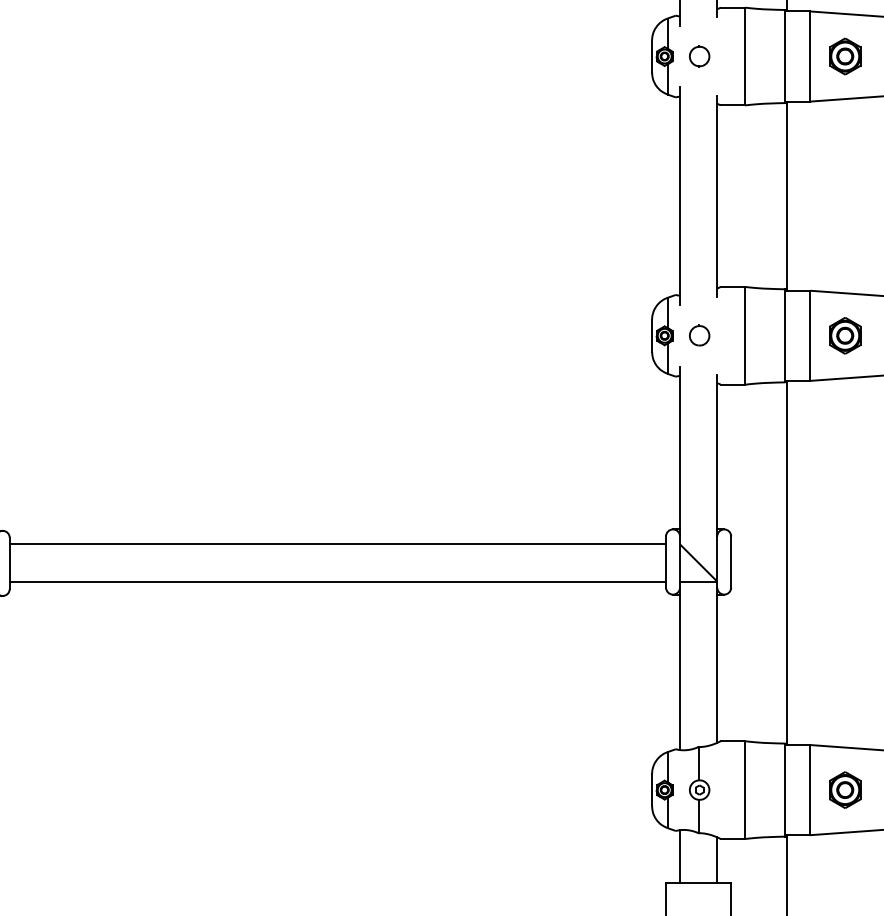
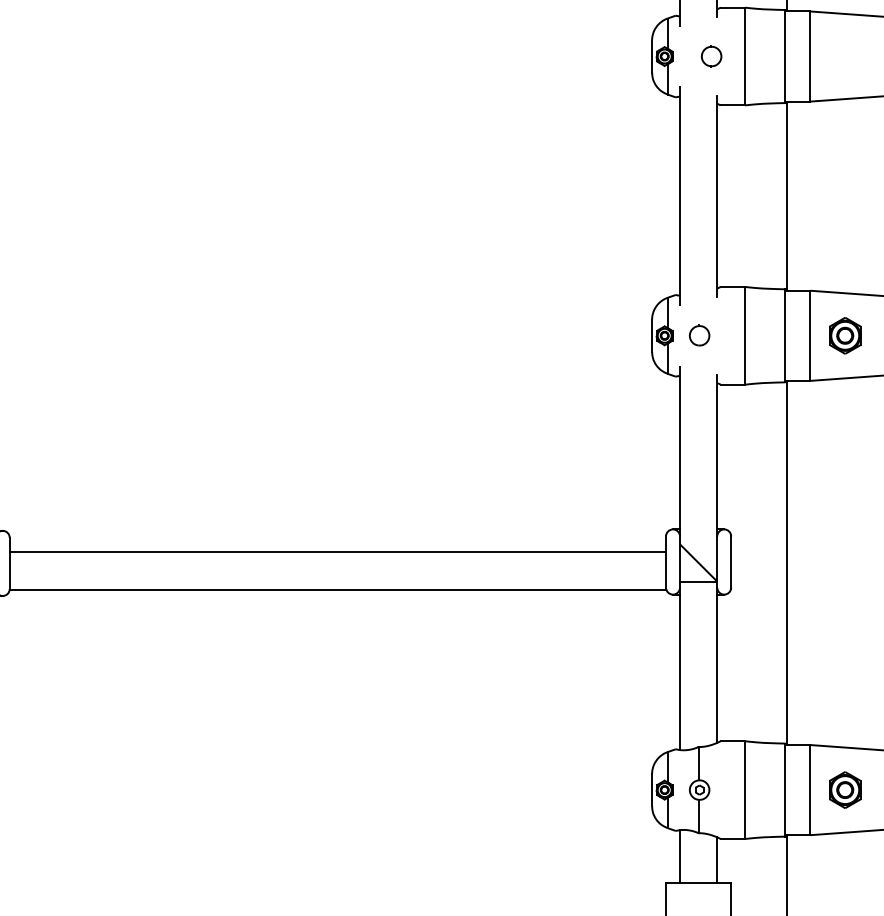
part position: (699, 56) -> (711, 56) (711, 56)
part: present -> none (845, 56)
line position: (337, 544) -> (337, 552) (337, 552)
line position: (337, 581) -> (337, 589) (337, 589)
